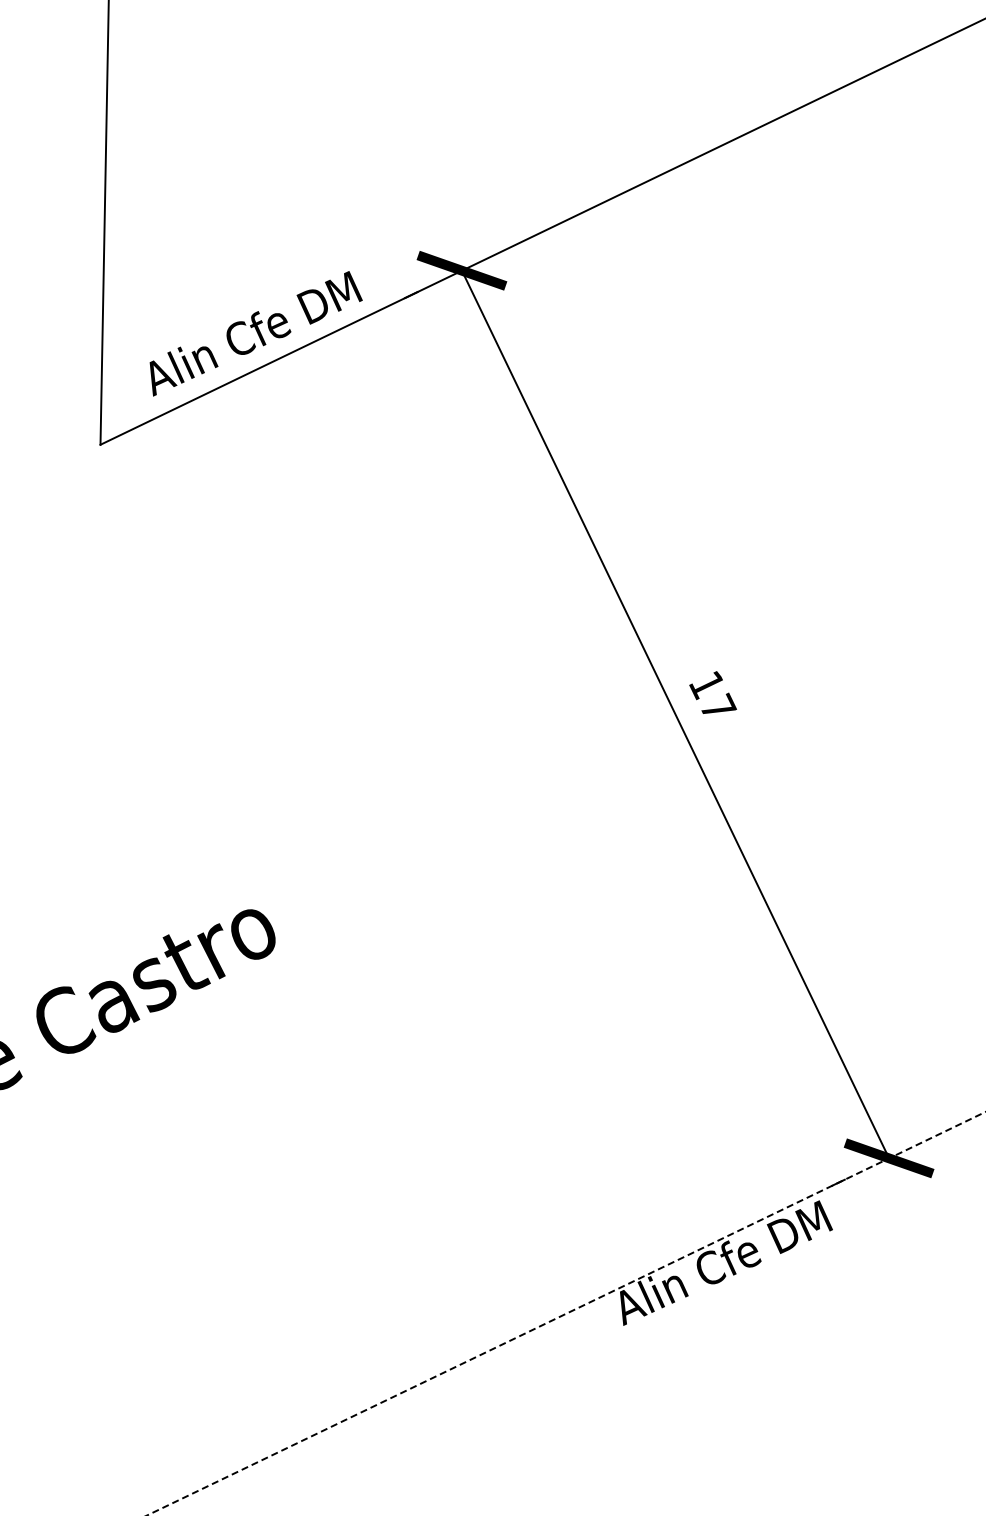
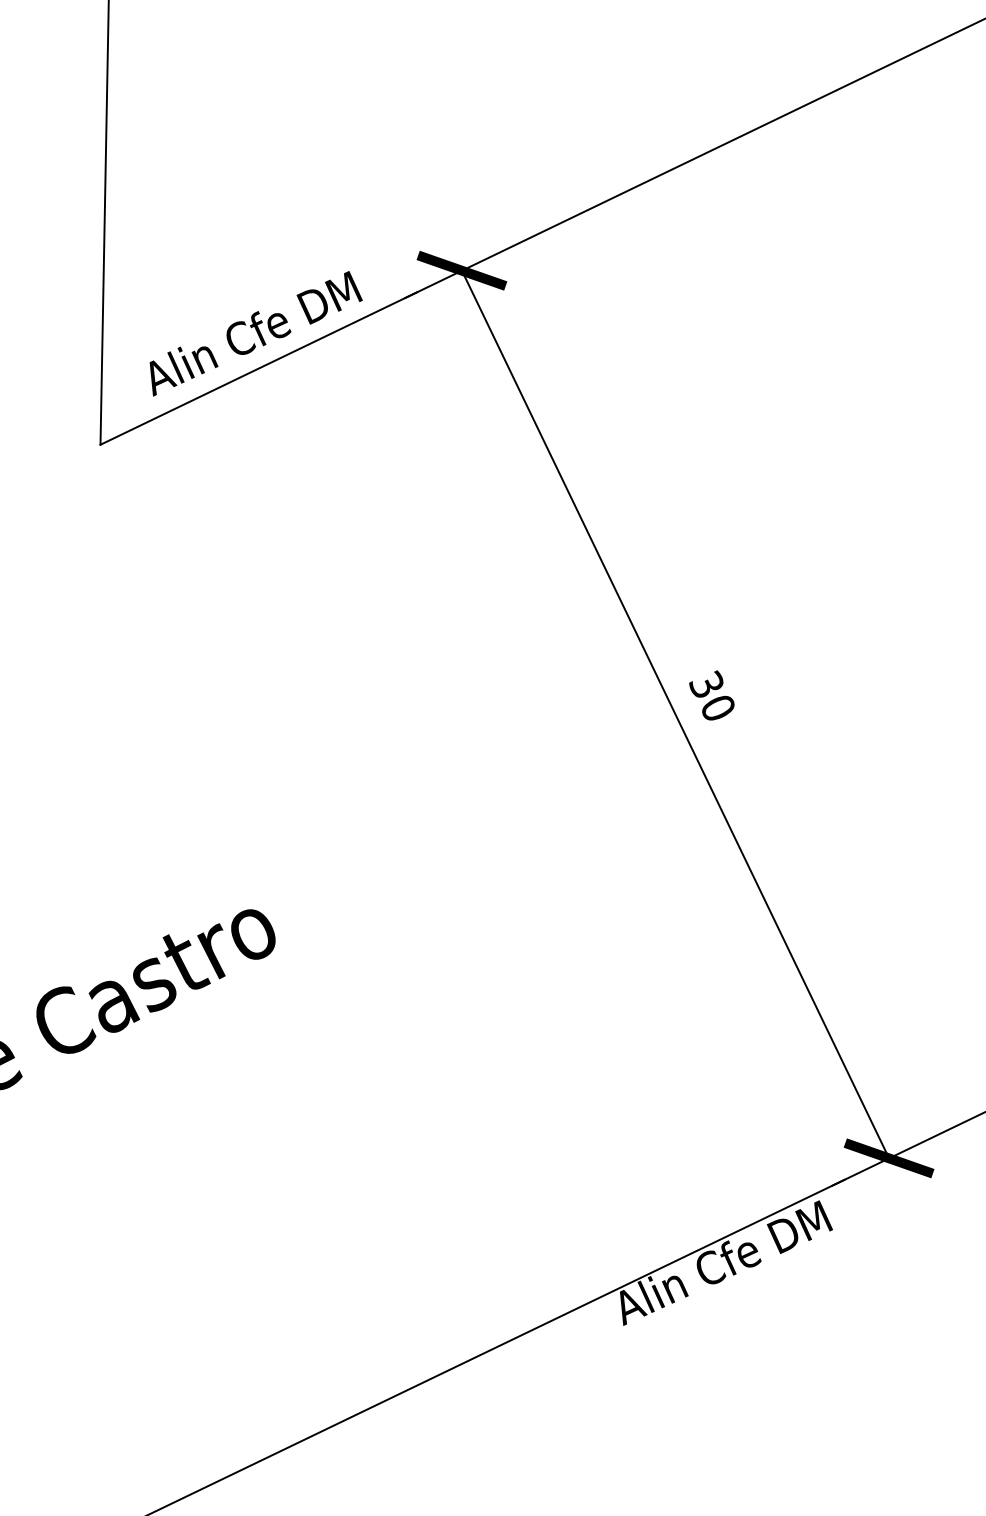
text: 17 -> 30 (713, 695)
line: dashed -> solid (565, 1314)
